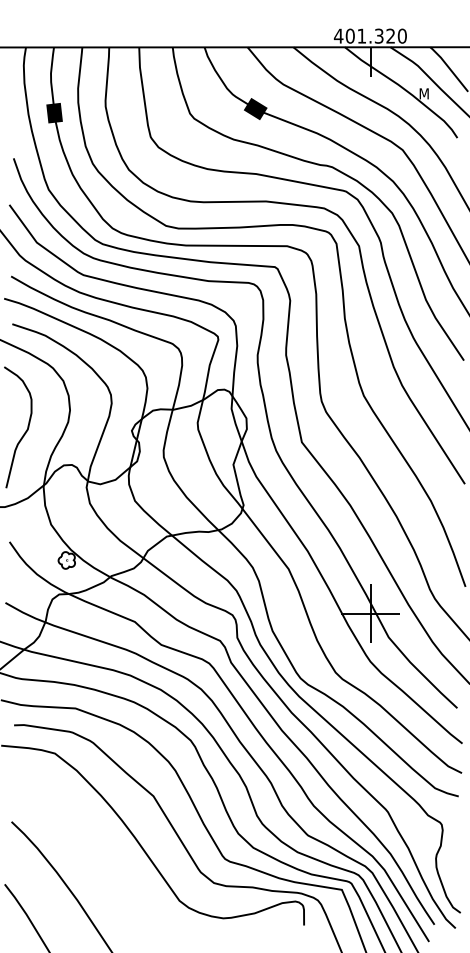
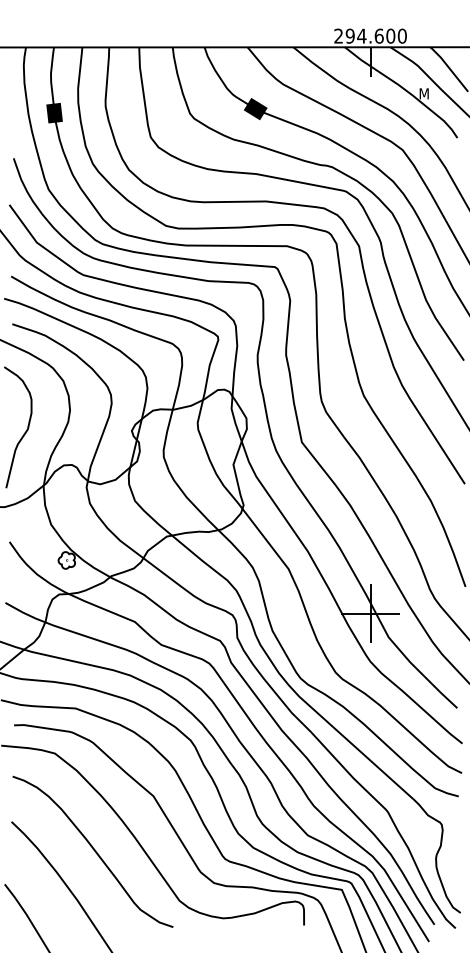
text: 401.320 -> 294.600 (364, 35)
curve: none -> present (93, 850)
